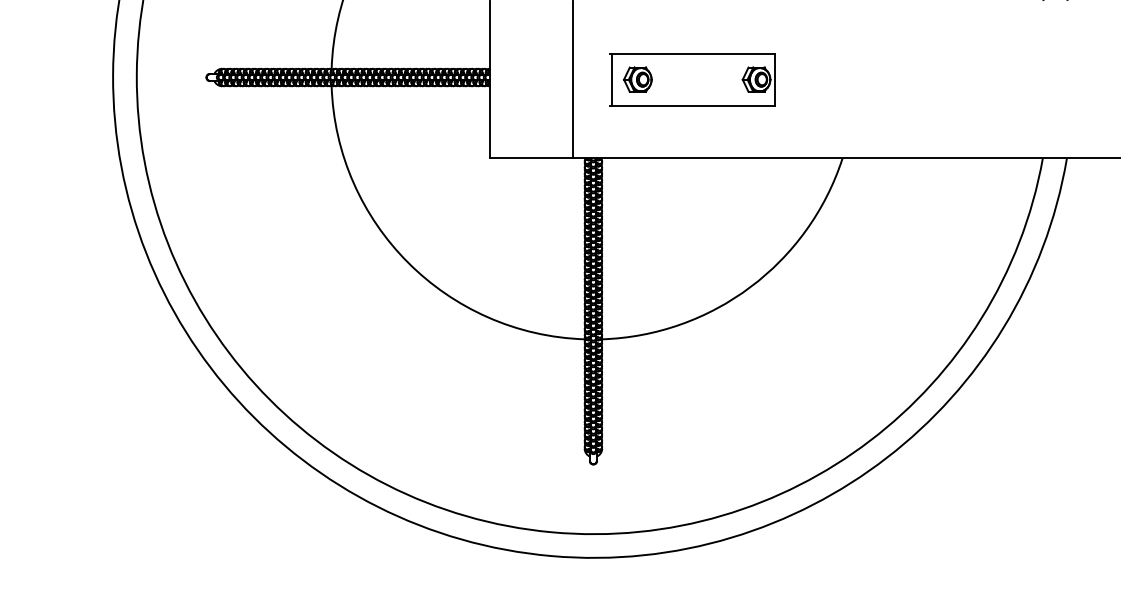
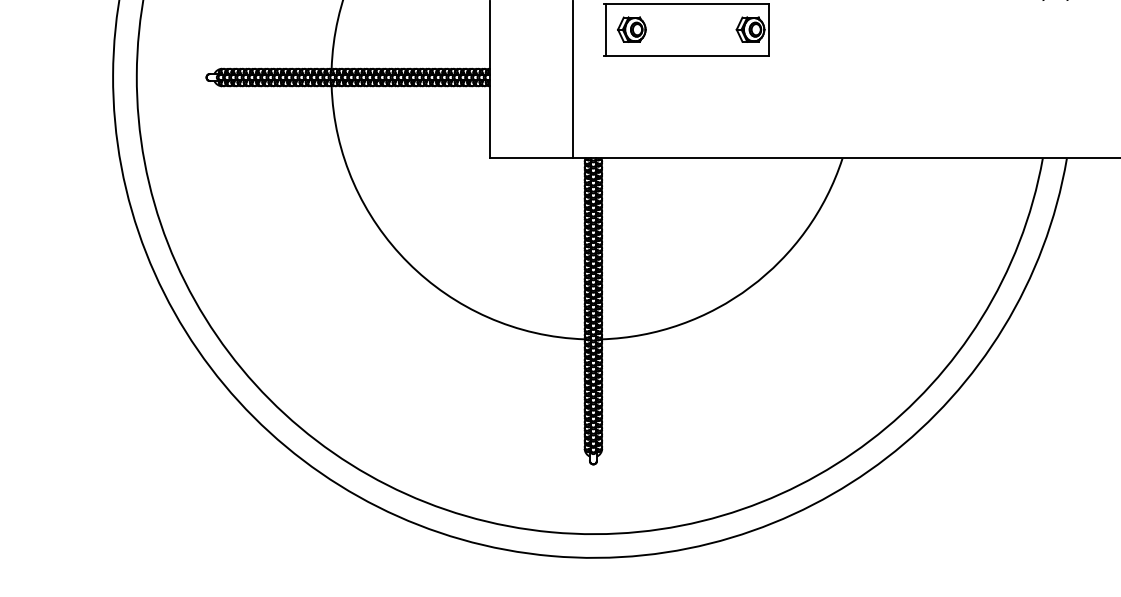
part position: (692, 79) -> (686, 29) (686, 29)
